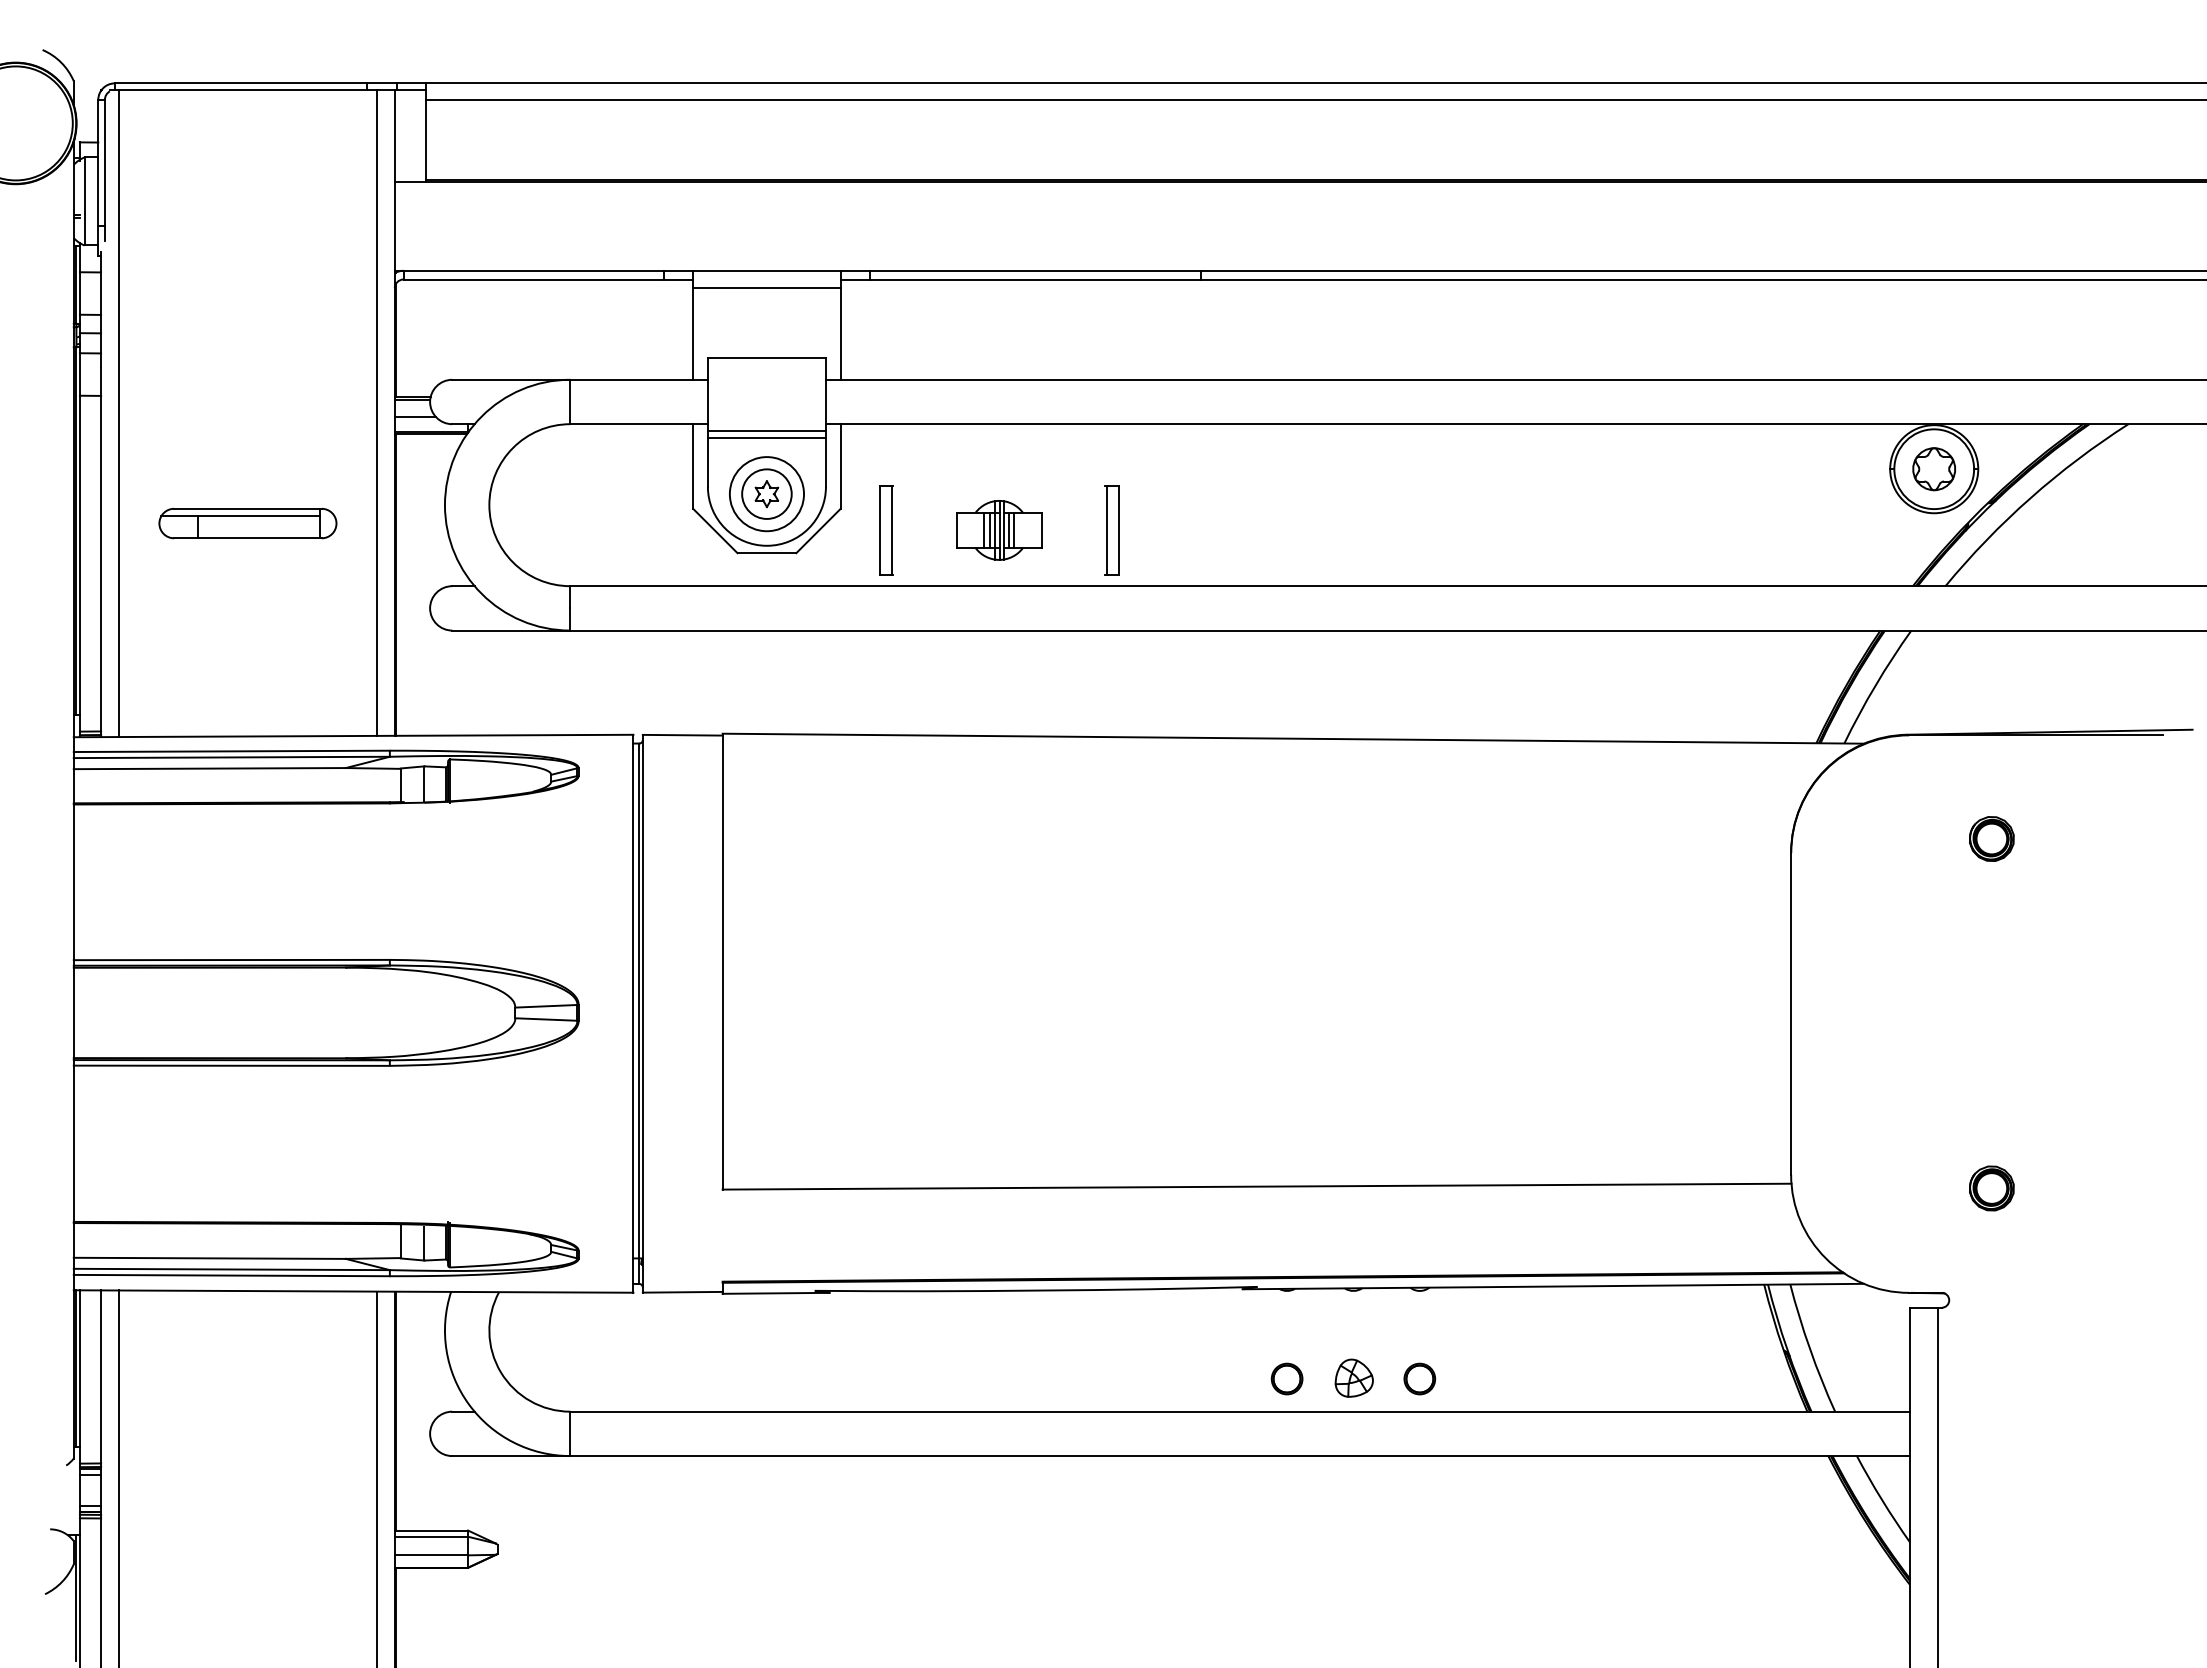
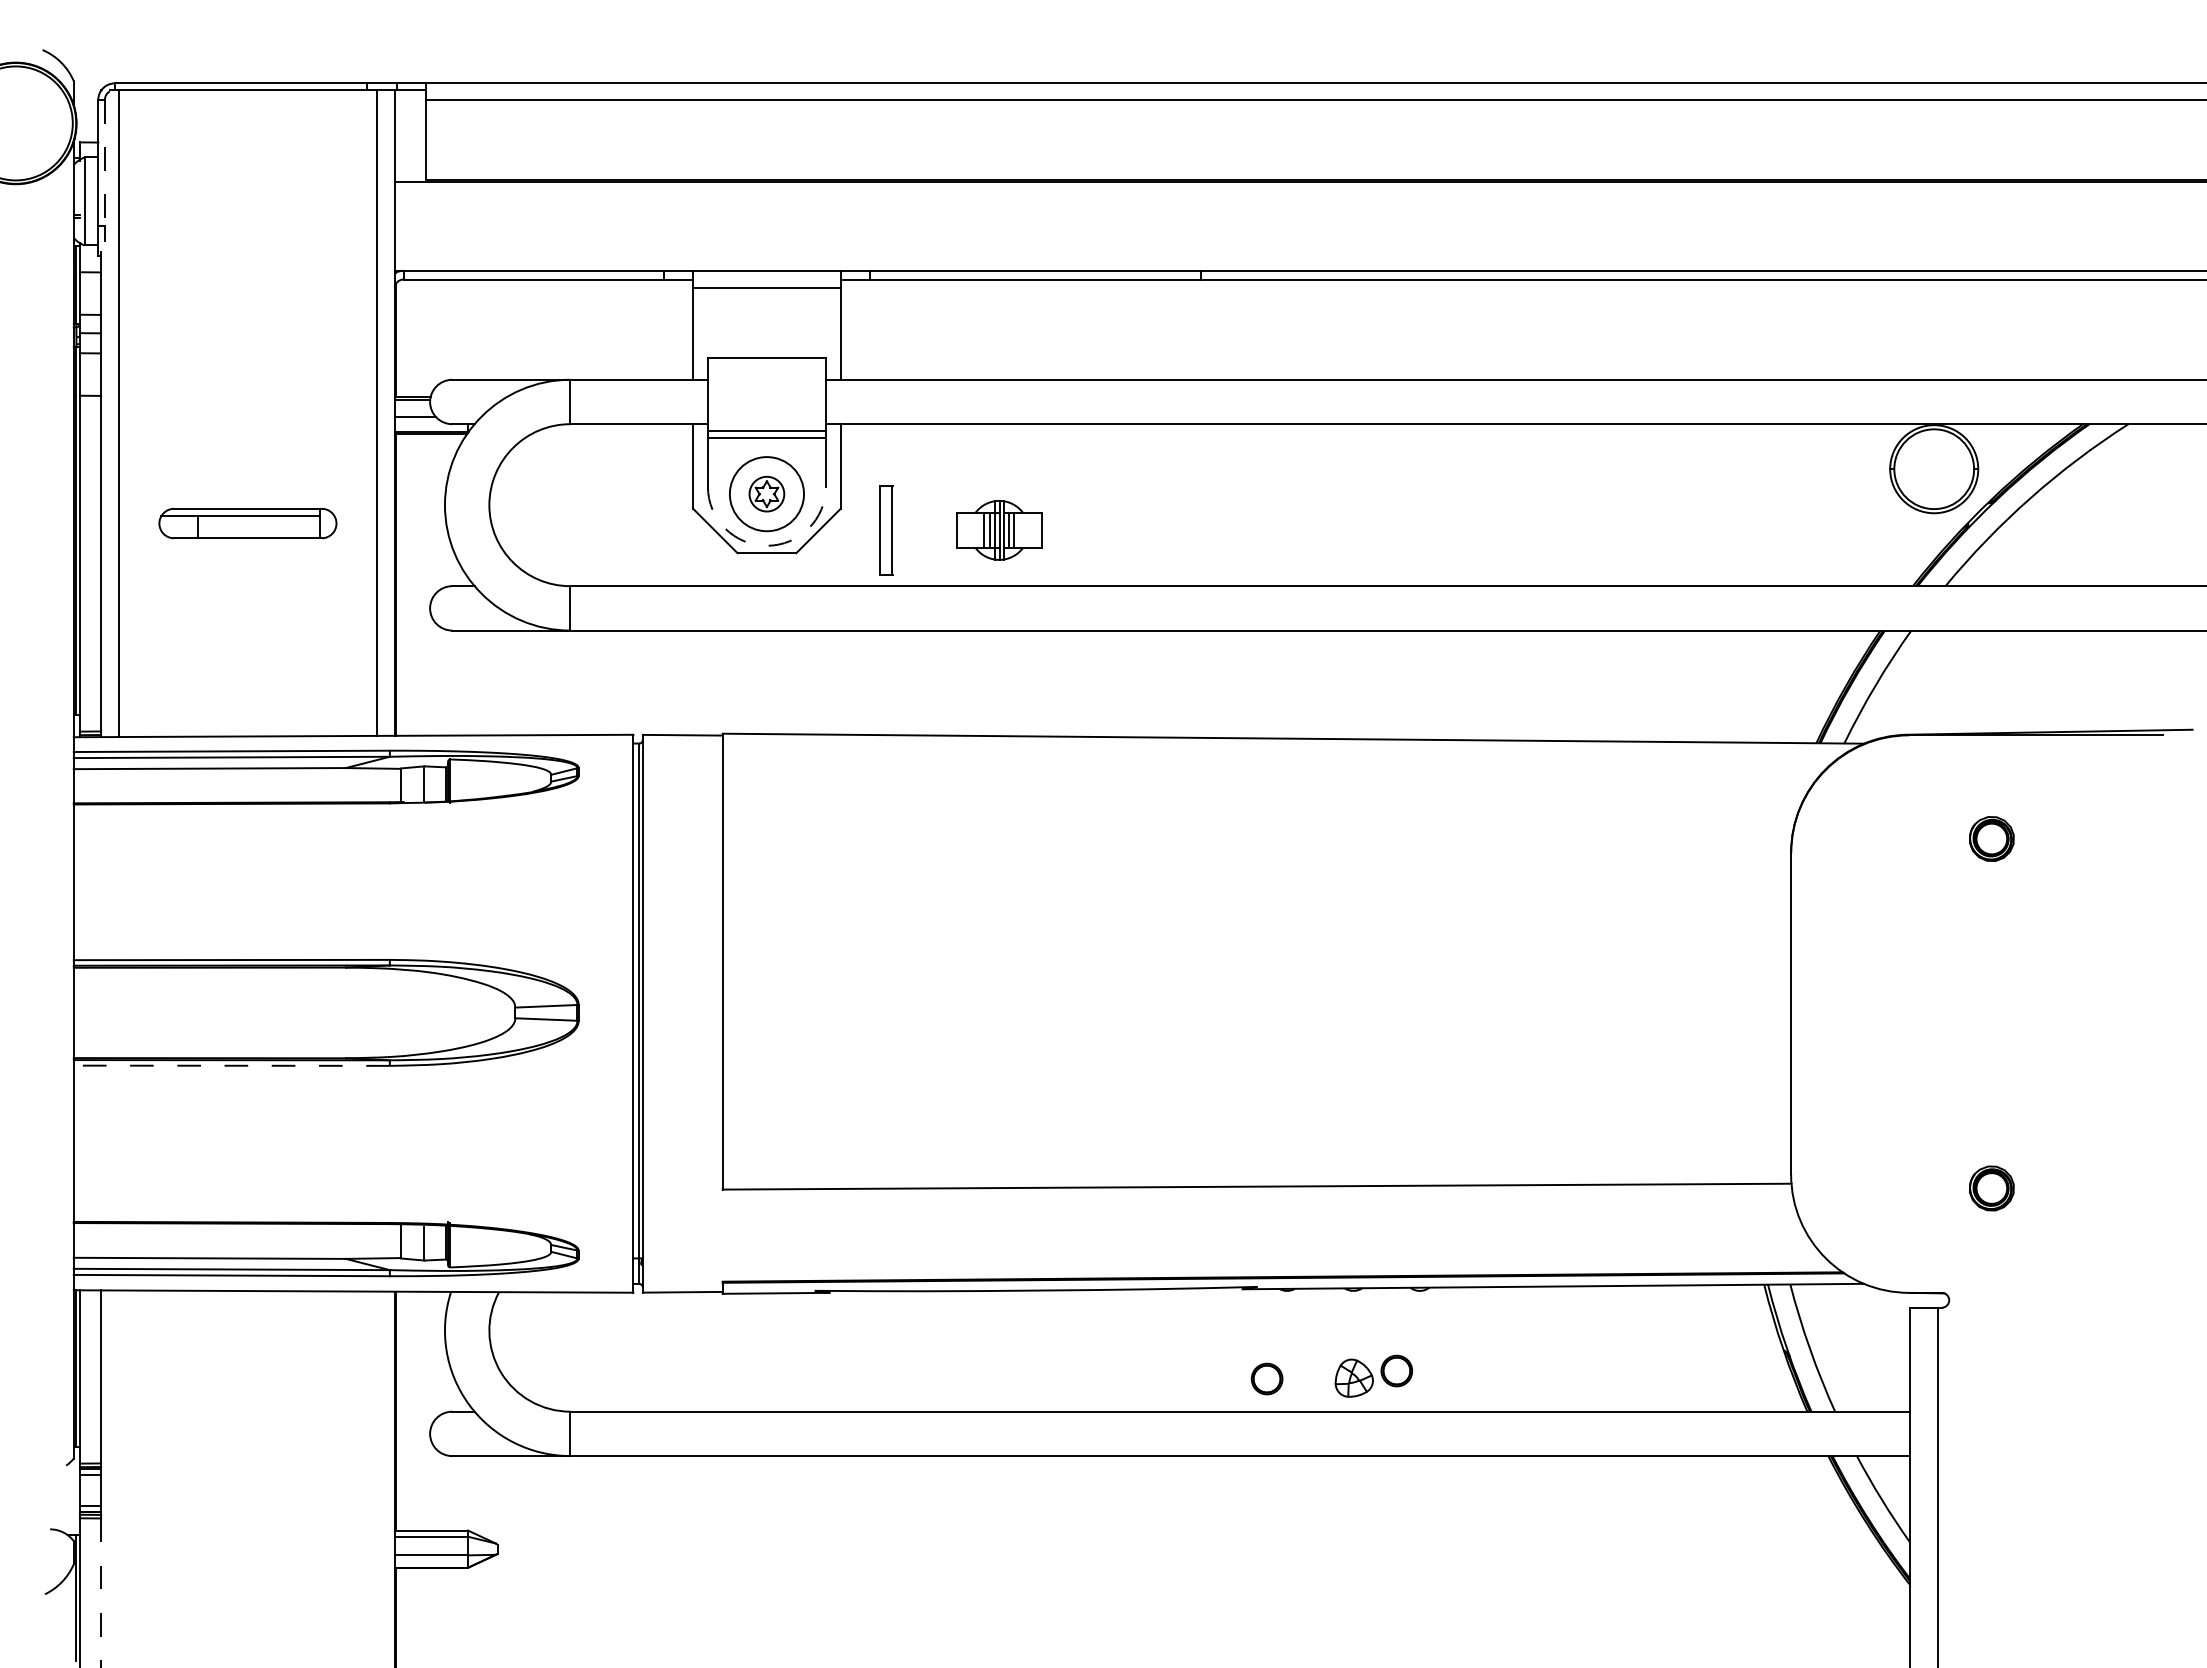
line: solid -> dashed (104, 163)
part: present -> none (1933, 469)
circle diameter: 50 px -> 35 px (766, 493)
part: present -> none (1111, 530)
arc: solid -> dashed (766, 545)
line: solid -> dashed (231, 1065)
part position: (1286, 1378) -> (1266, 1378) (1266, 1378)
part position: (1419, 1378) -> (1396, 1370) (1396, 1370)
line: present -> none (118, 1477)
line: present -> none (377, 1477)
line: solid -> dashed (101, 1593)
